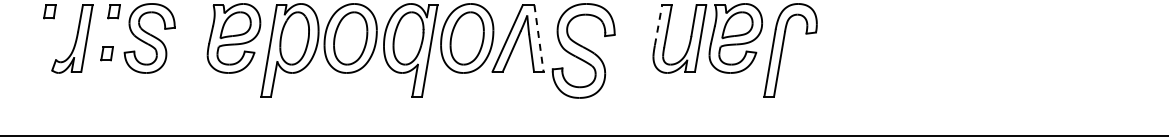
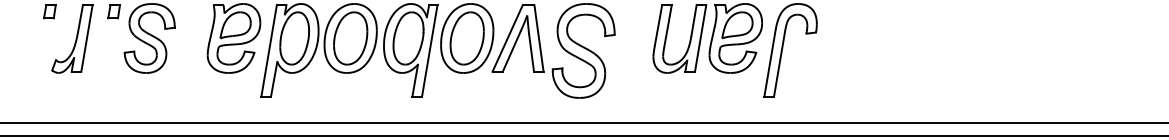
line: dashed -> solid (658, 24)
line: dashed -> solid (539, 38)
part: present -> none (106, 53)
line: none -> present (583, 122)
